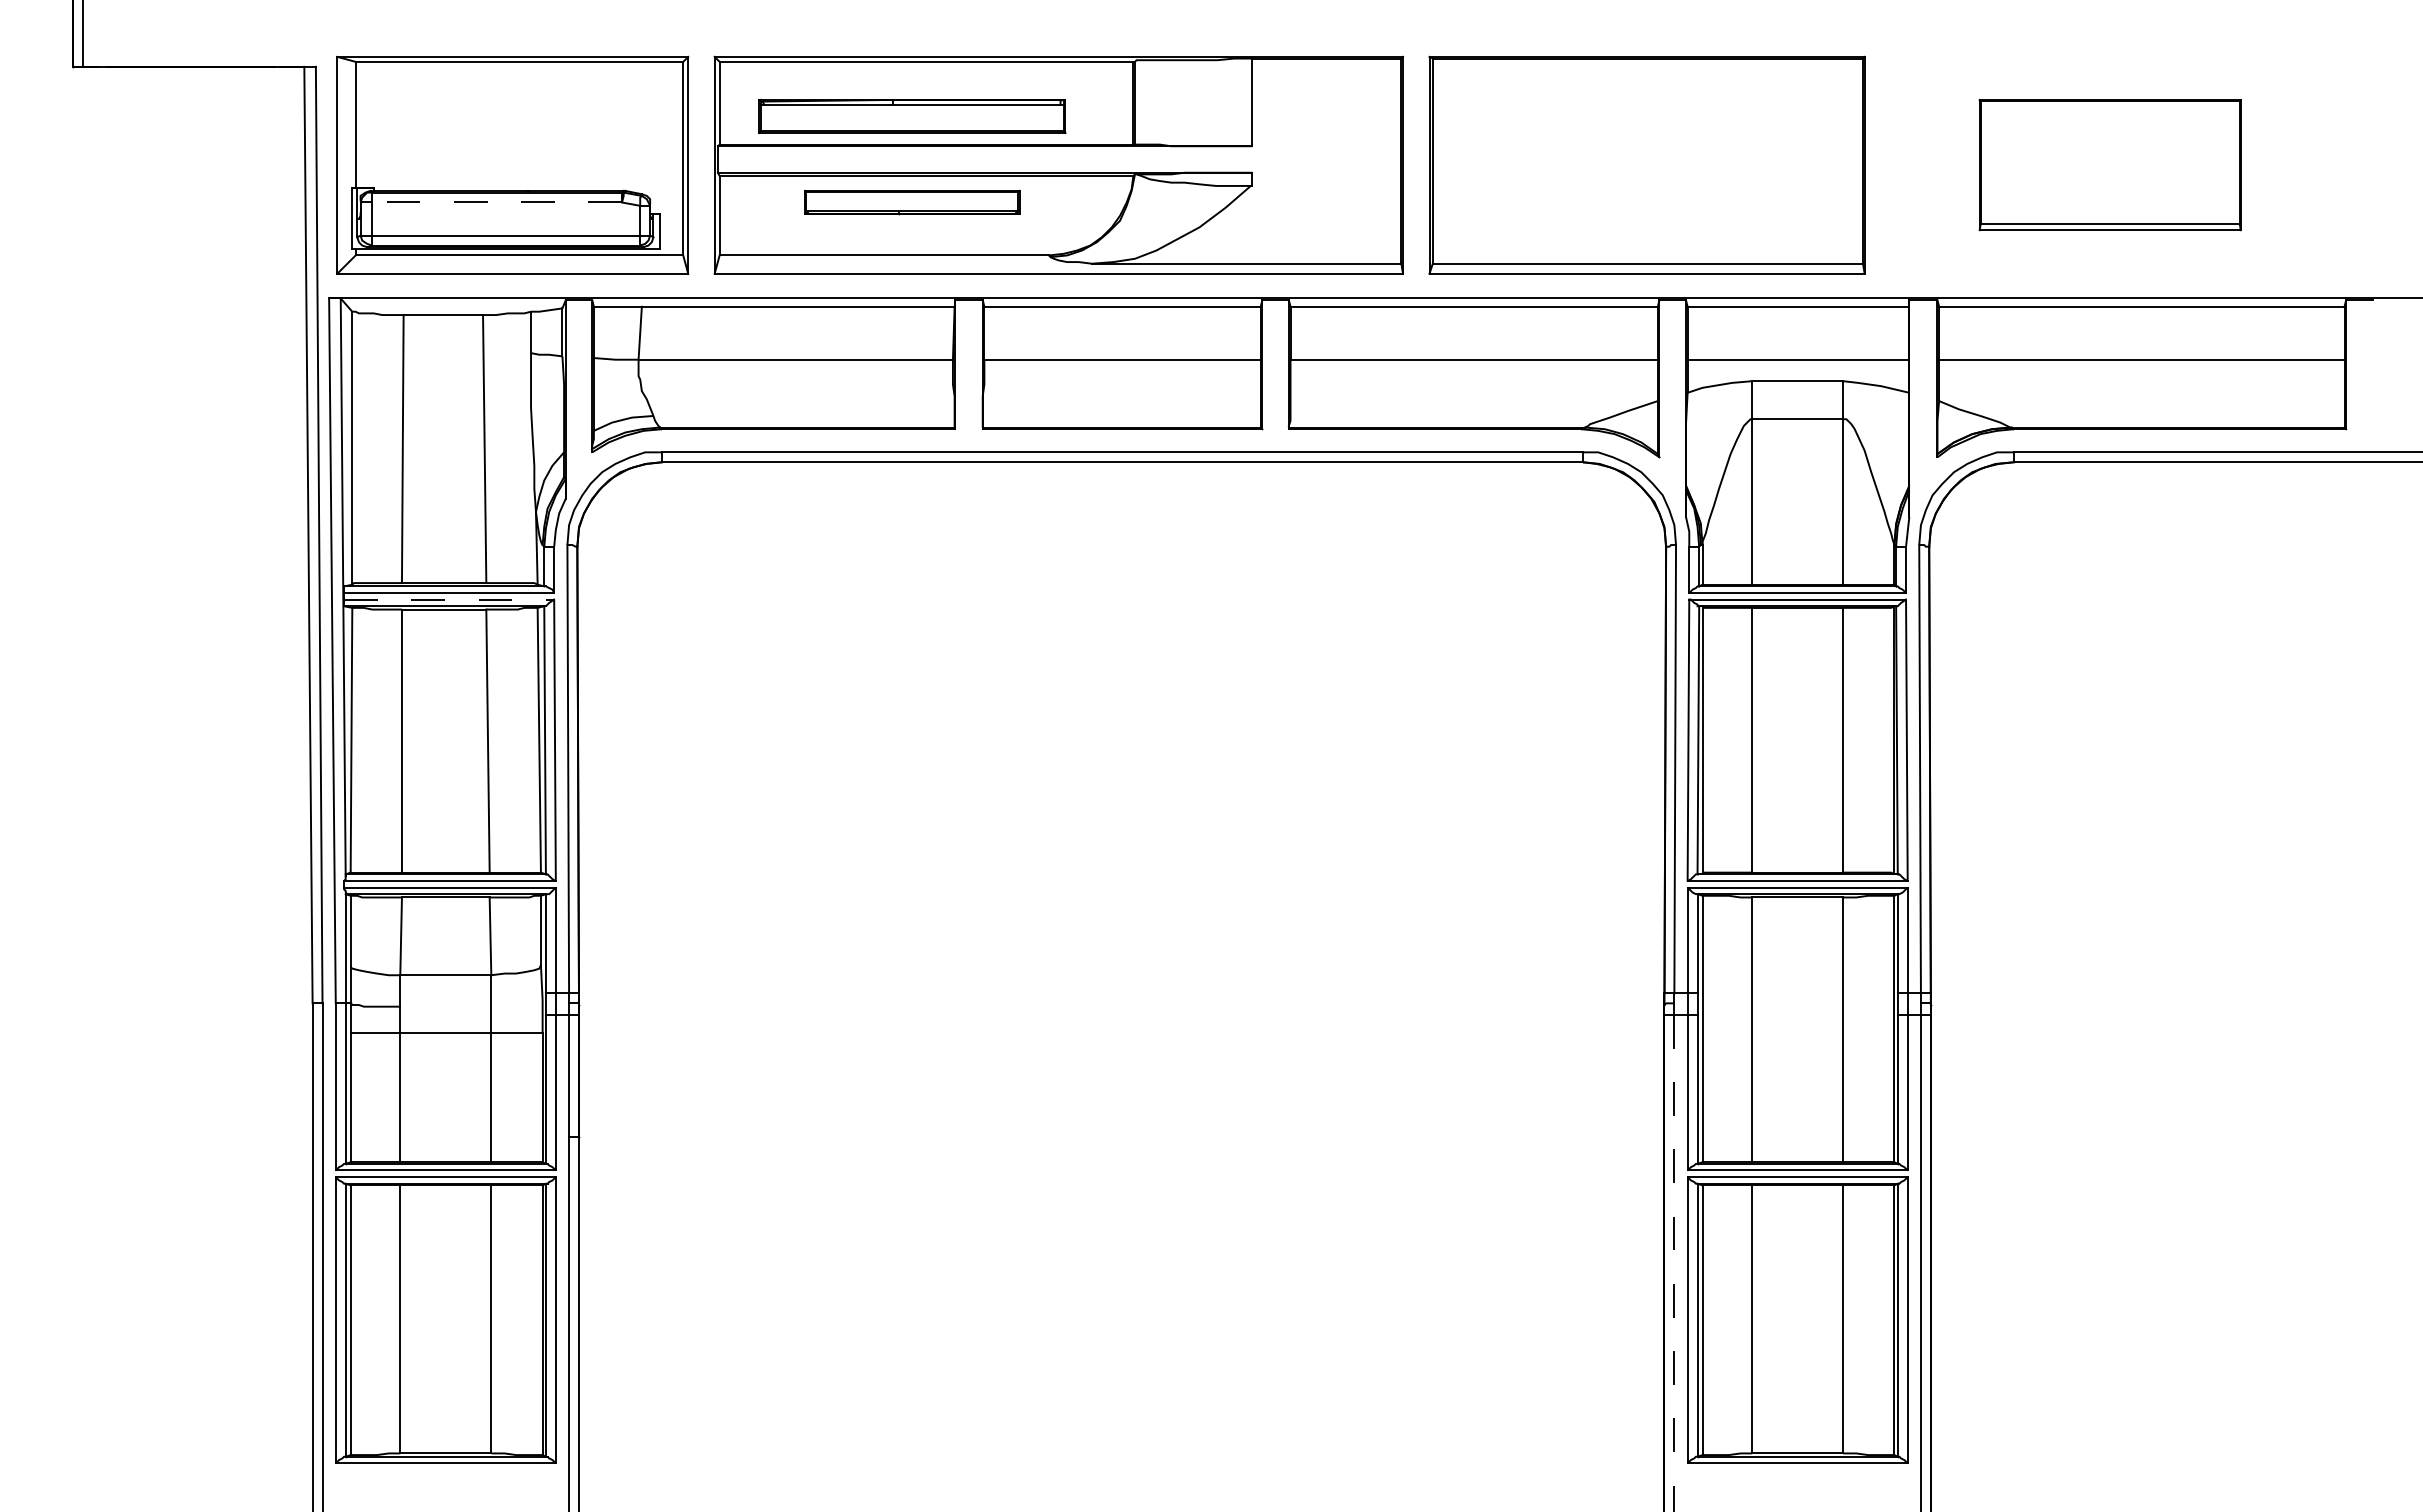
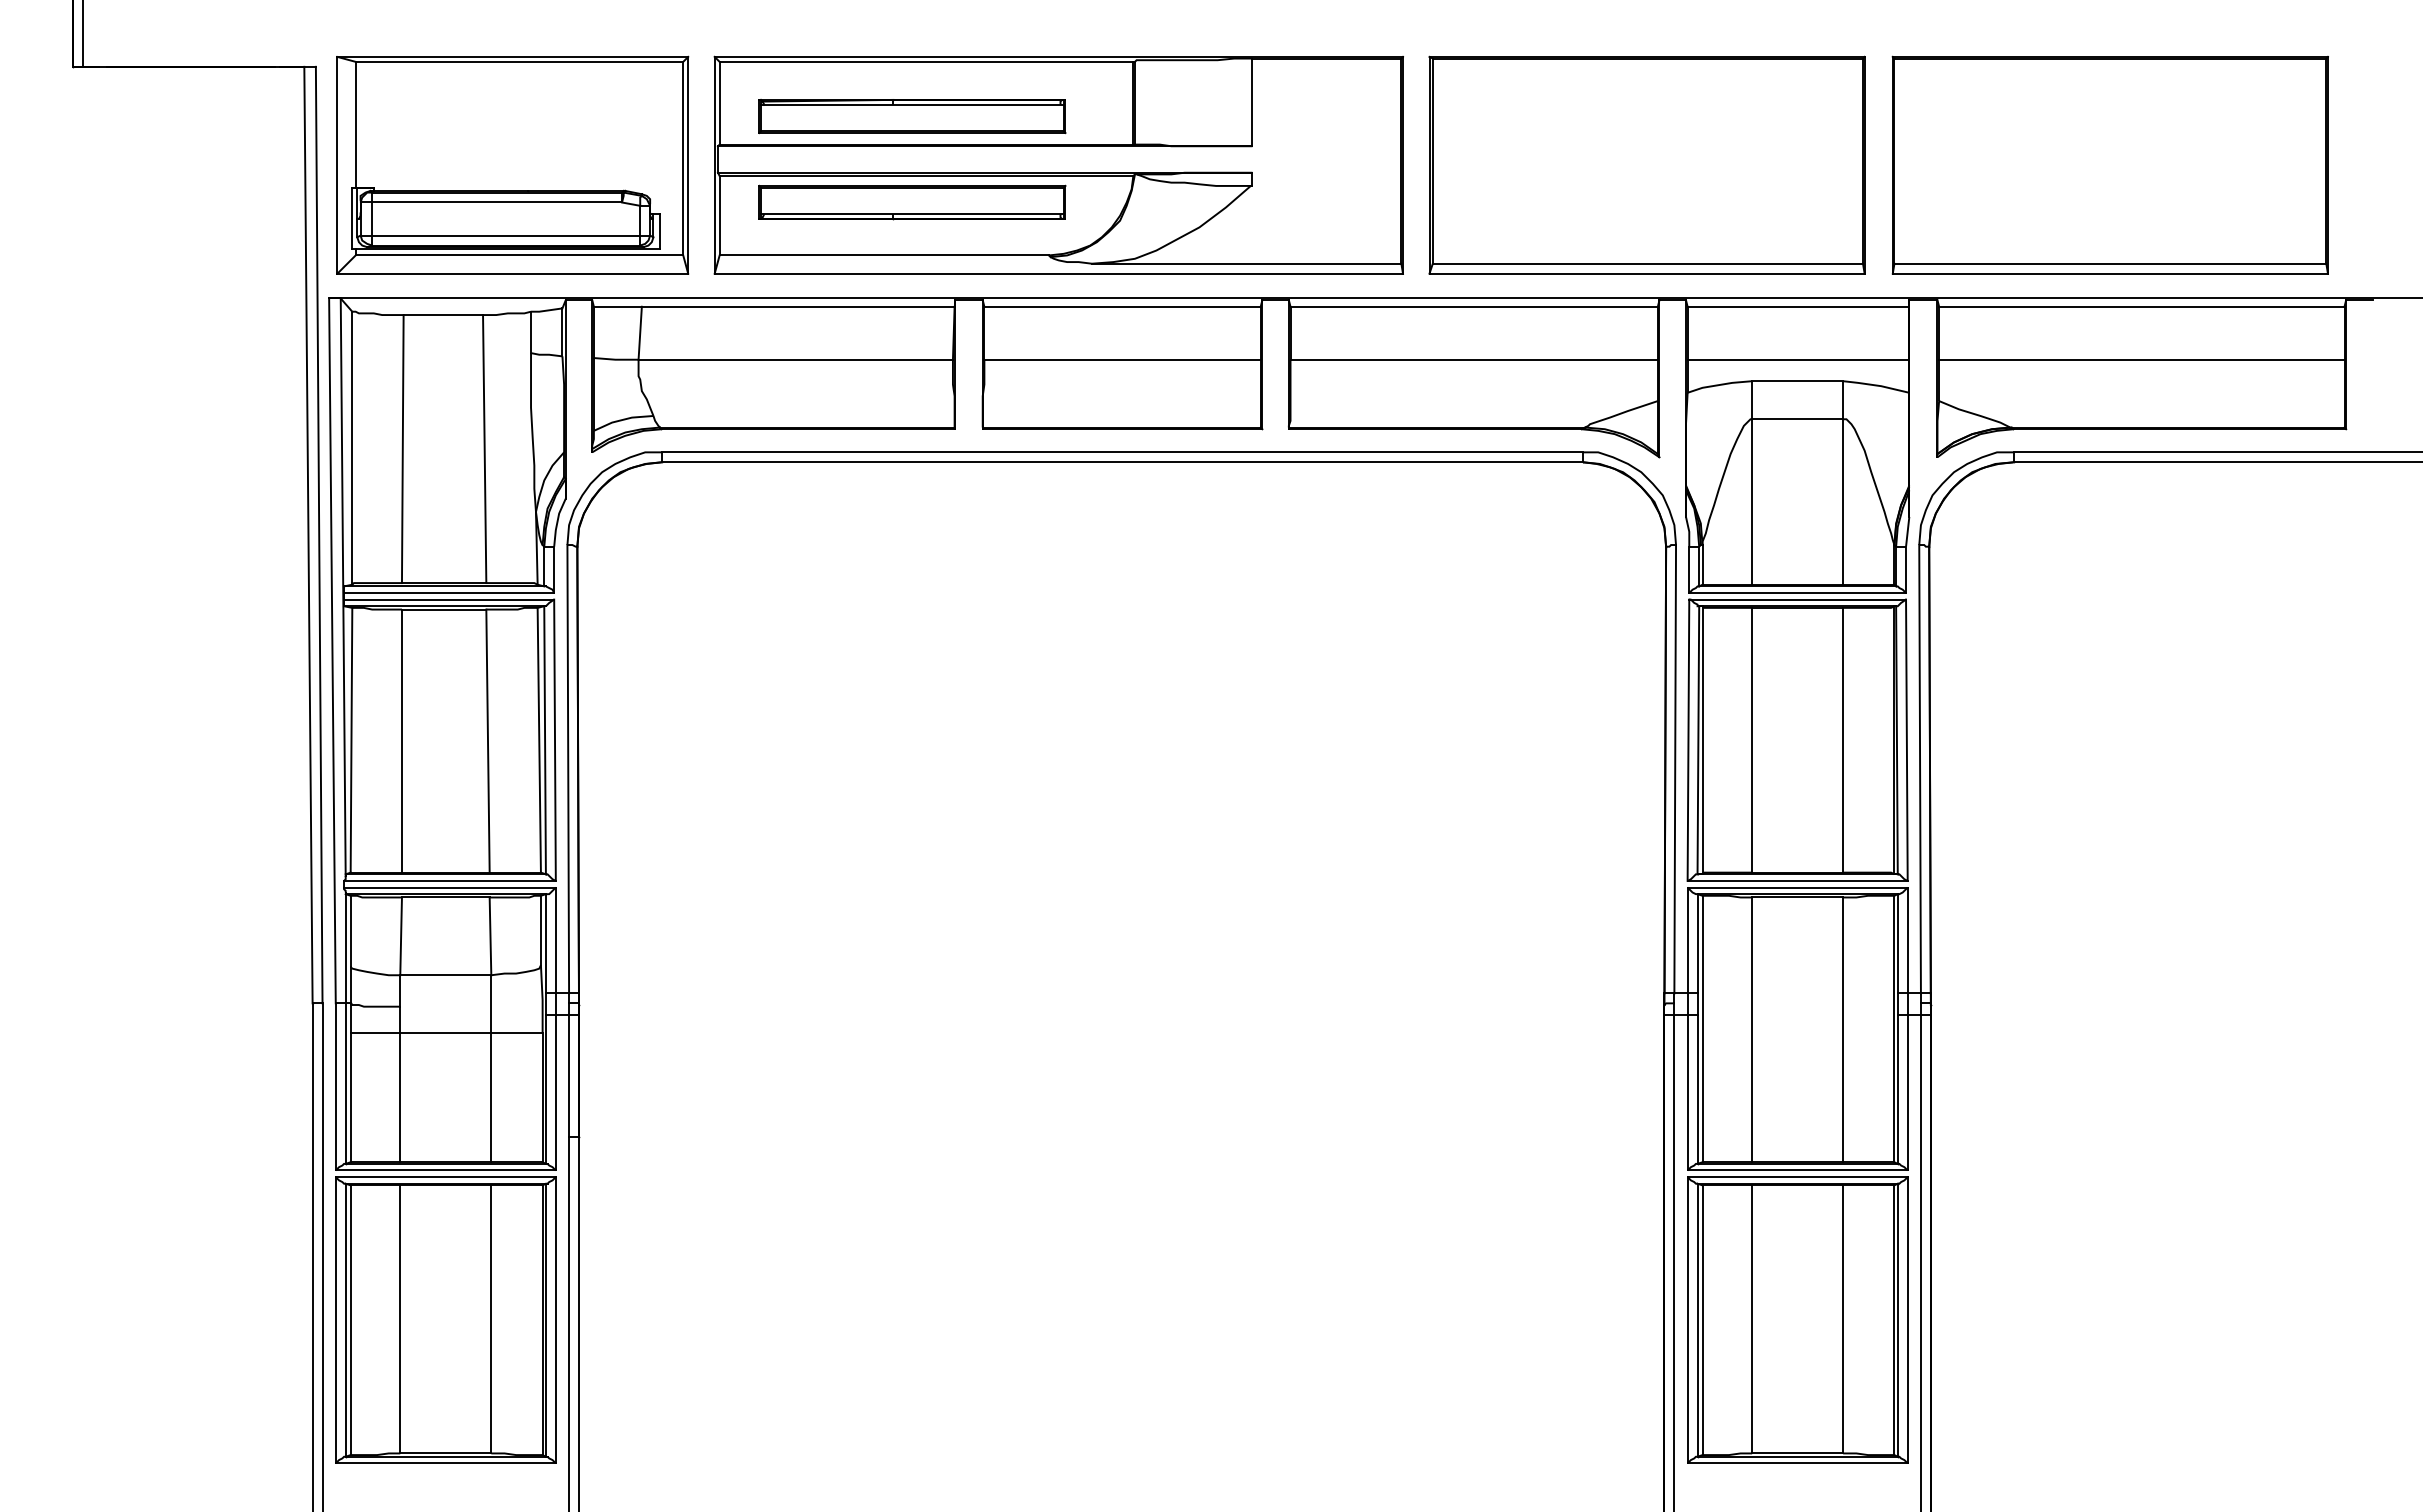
part size: 264x133 px -> 438x220 px (2109, 164)
line: dashed -> solid (497, 202)
part size: 217x27 px -> 309x37 px (912, 202)
line: dashed -> solid (449, 599)
line: dashed -> solid (1674, 1263)
